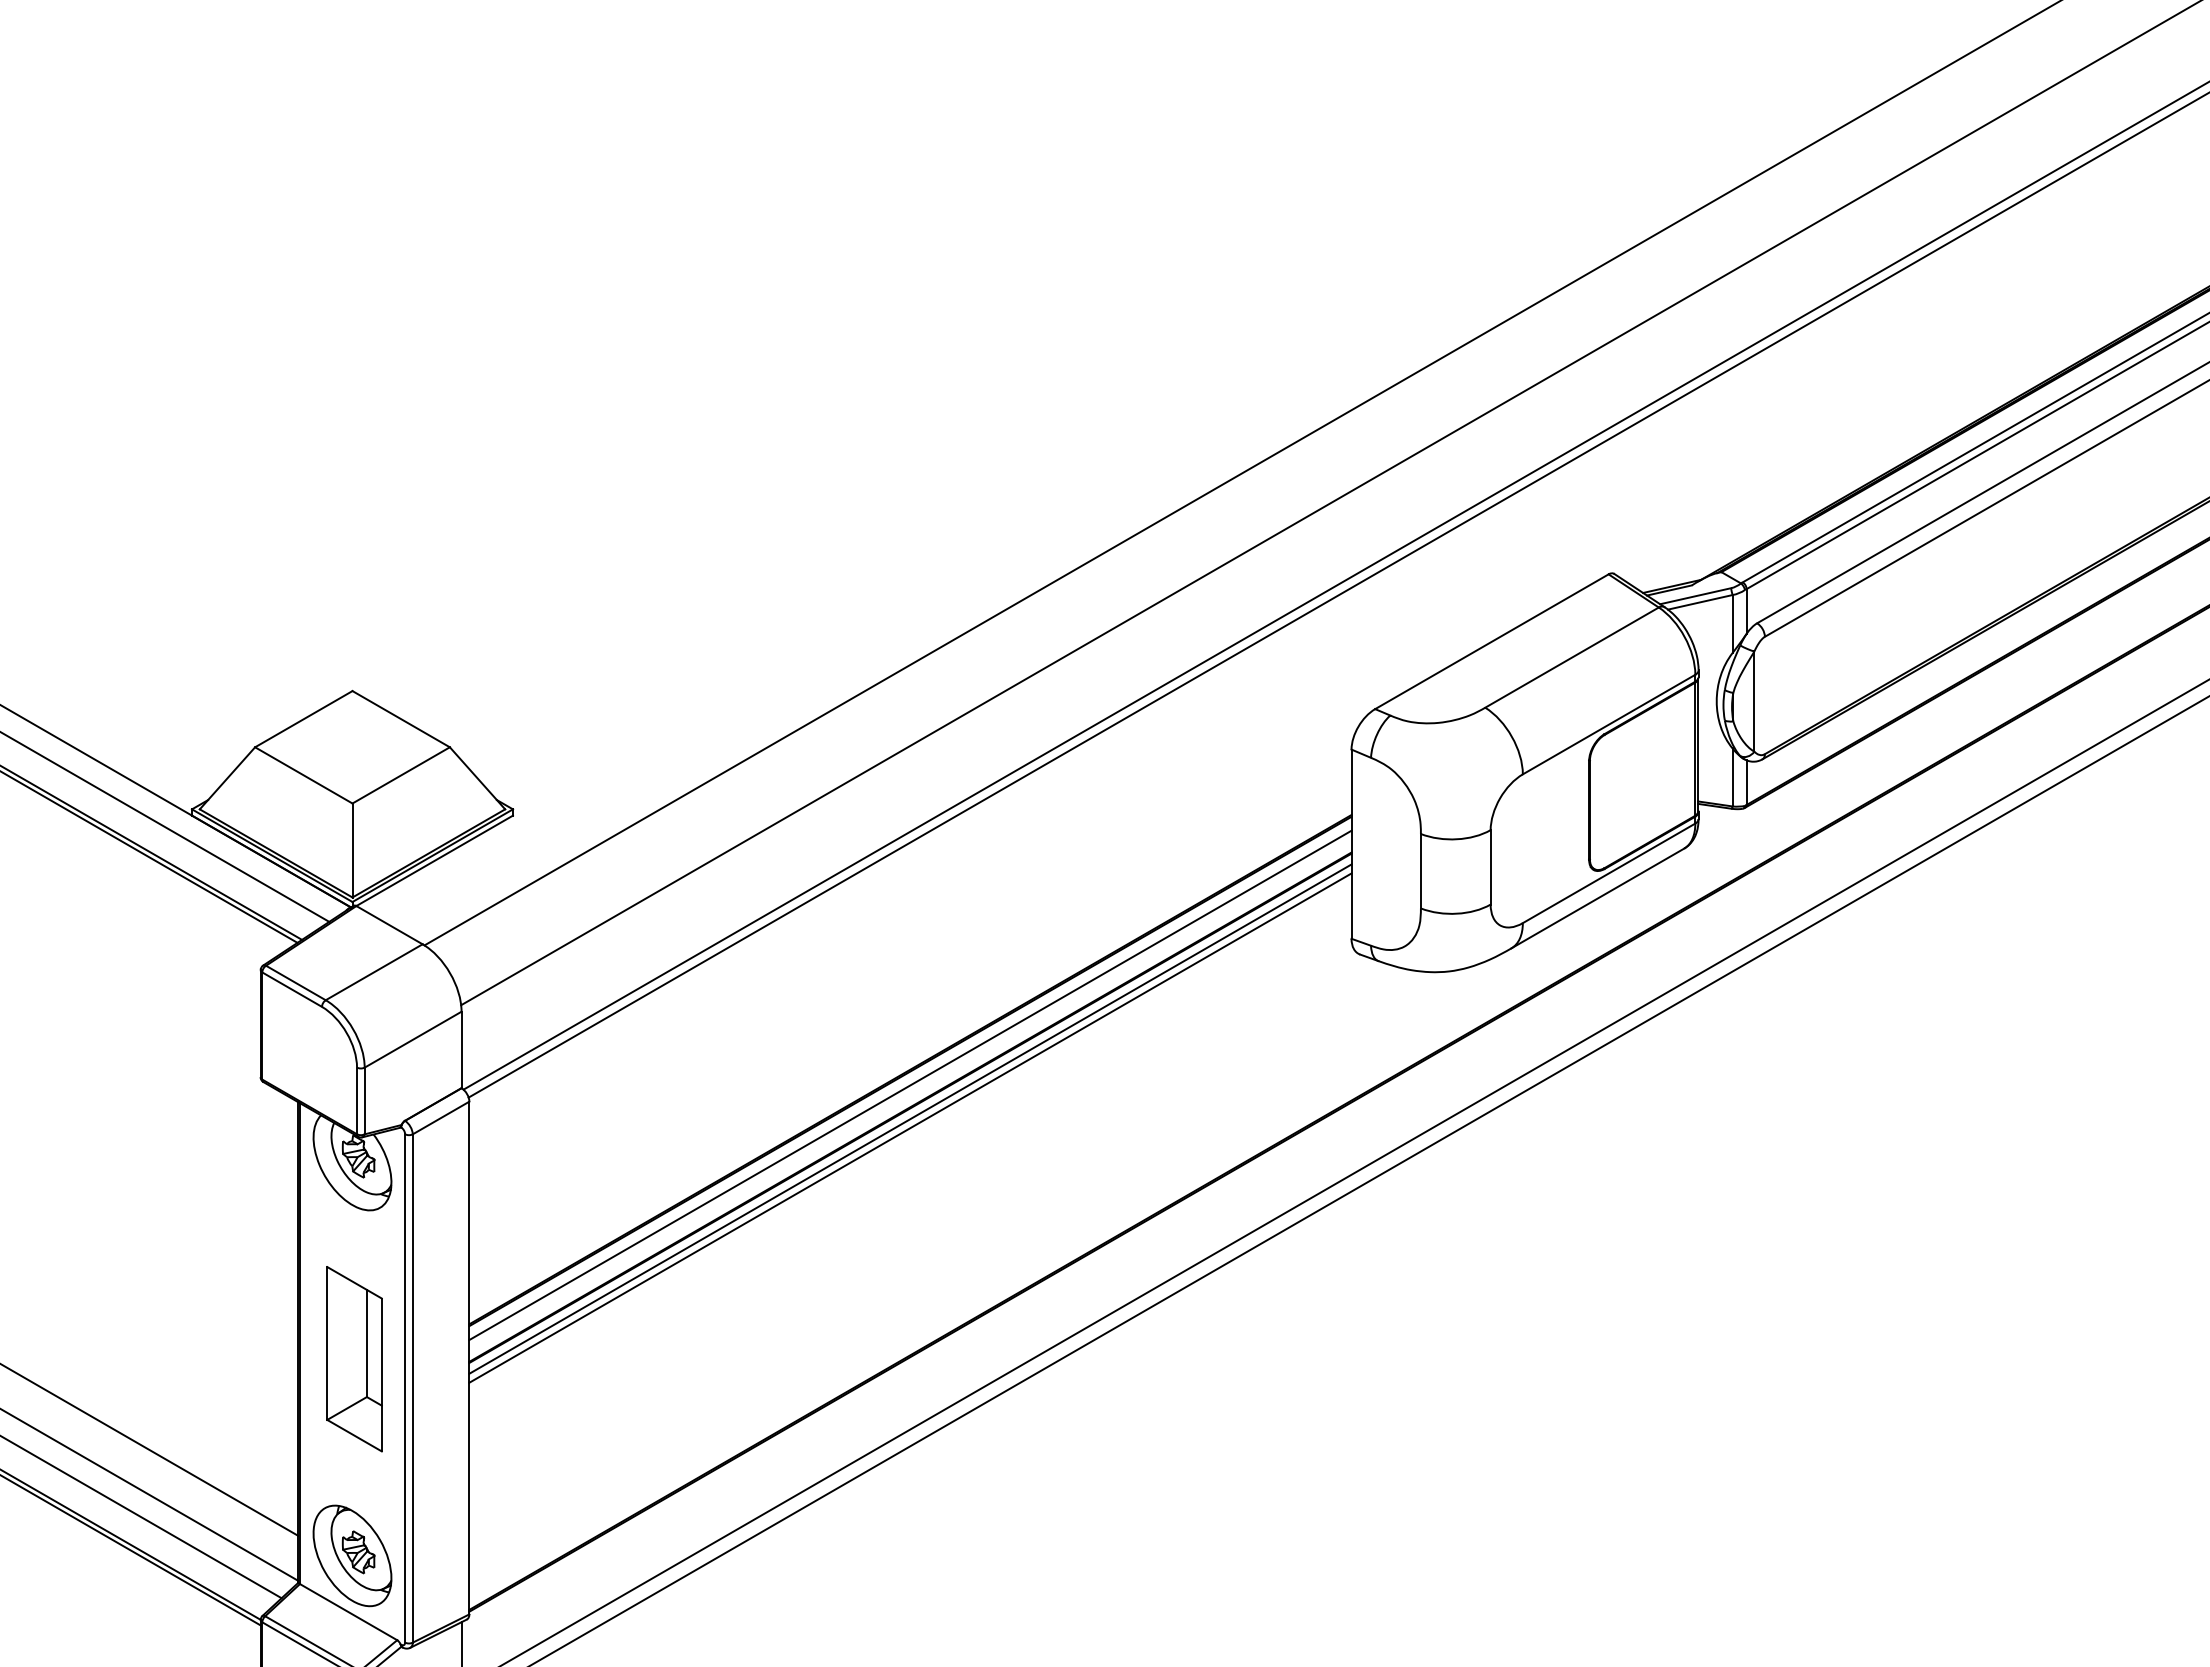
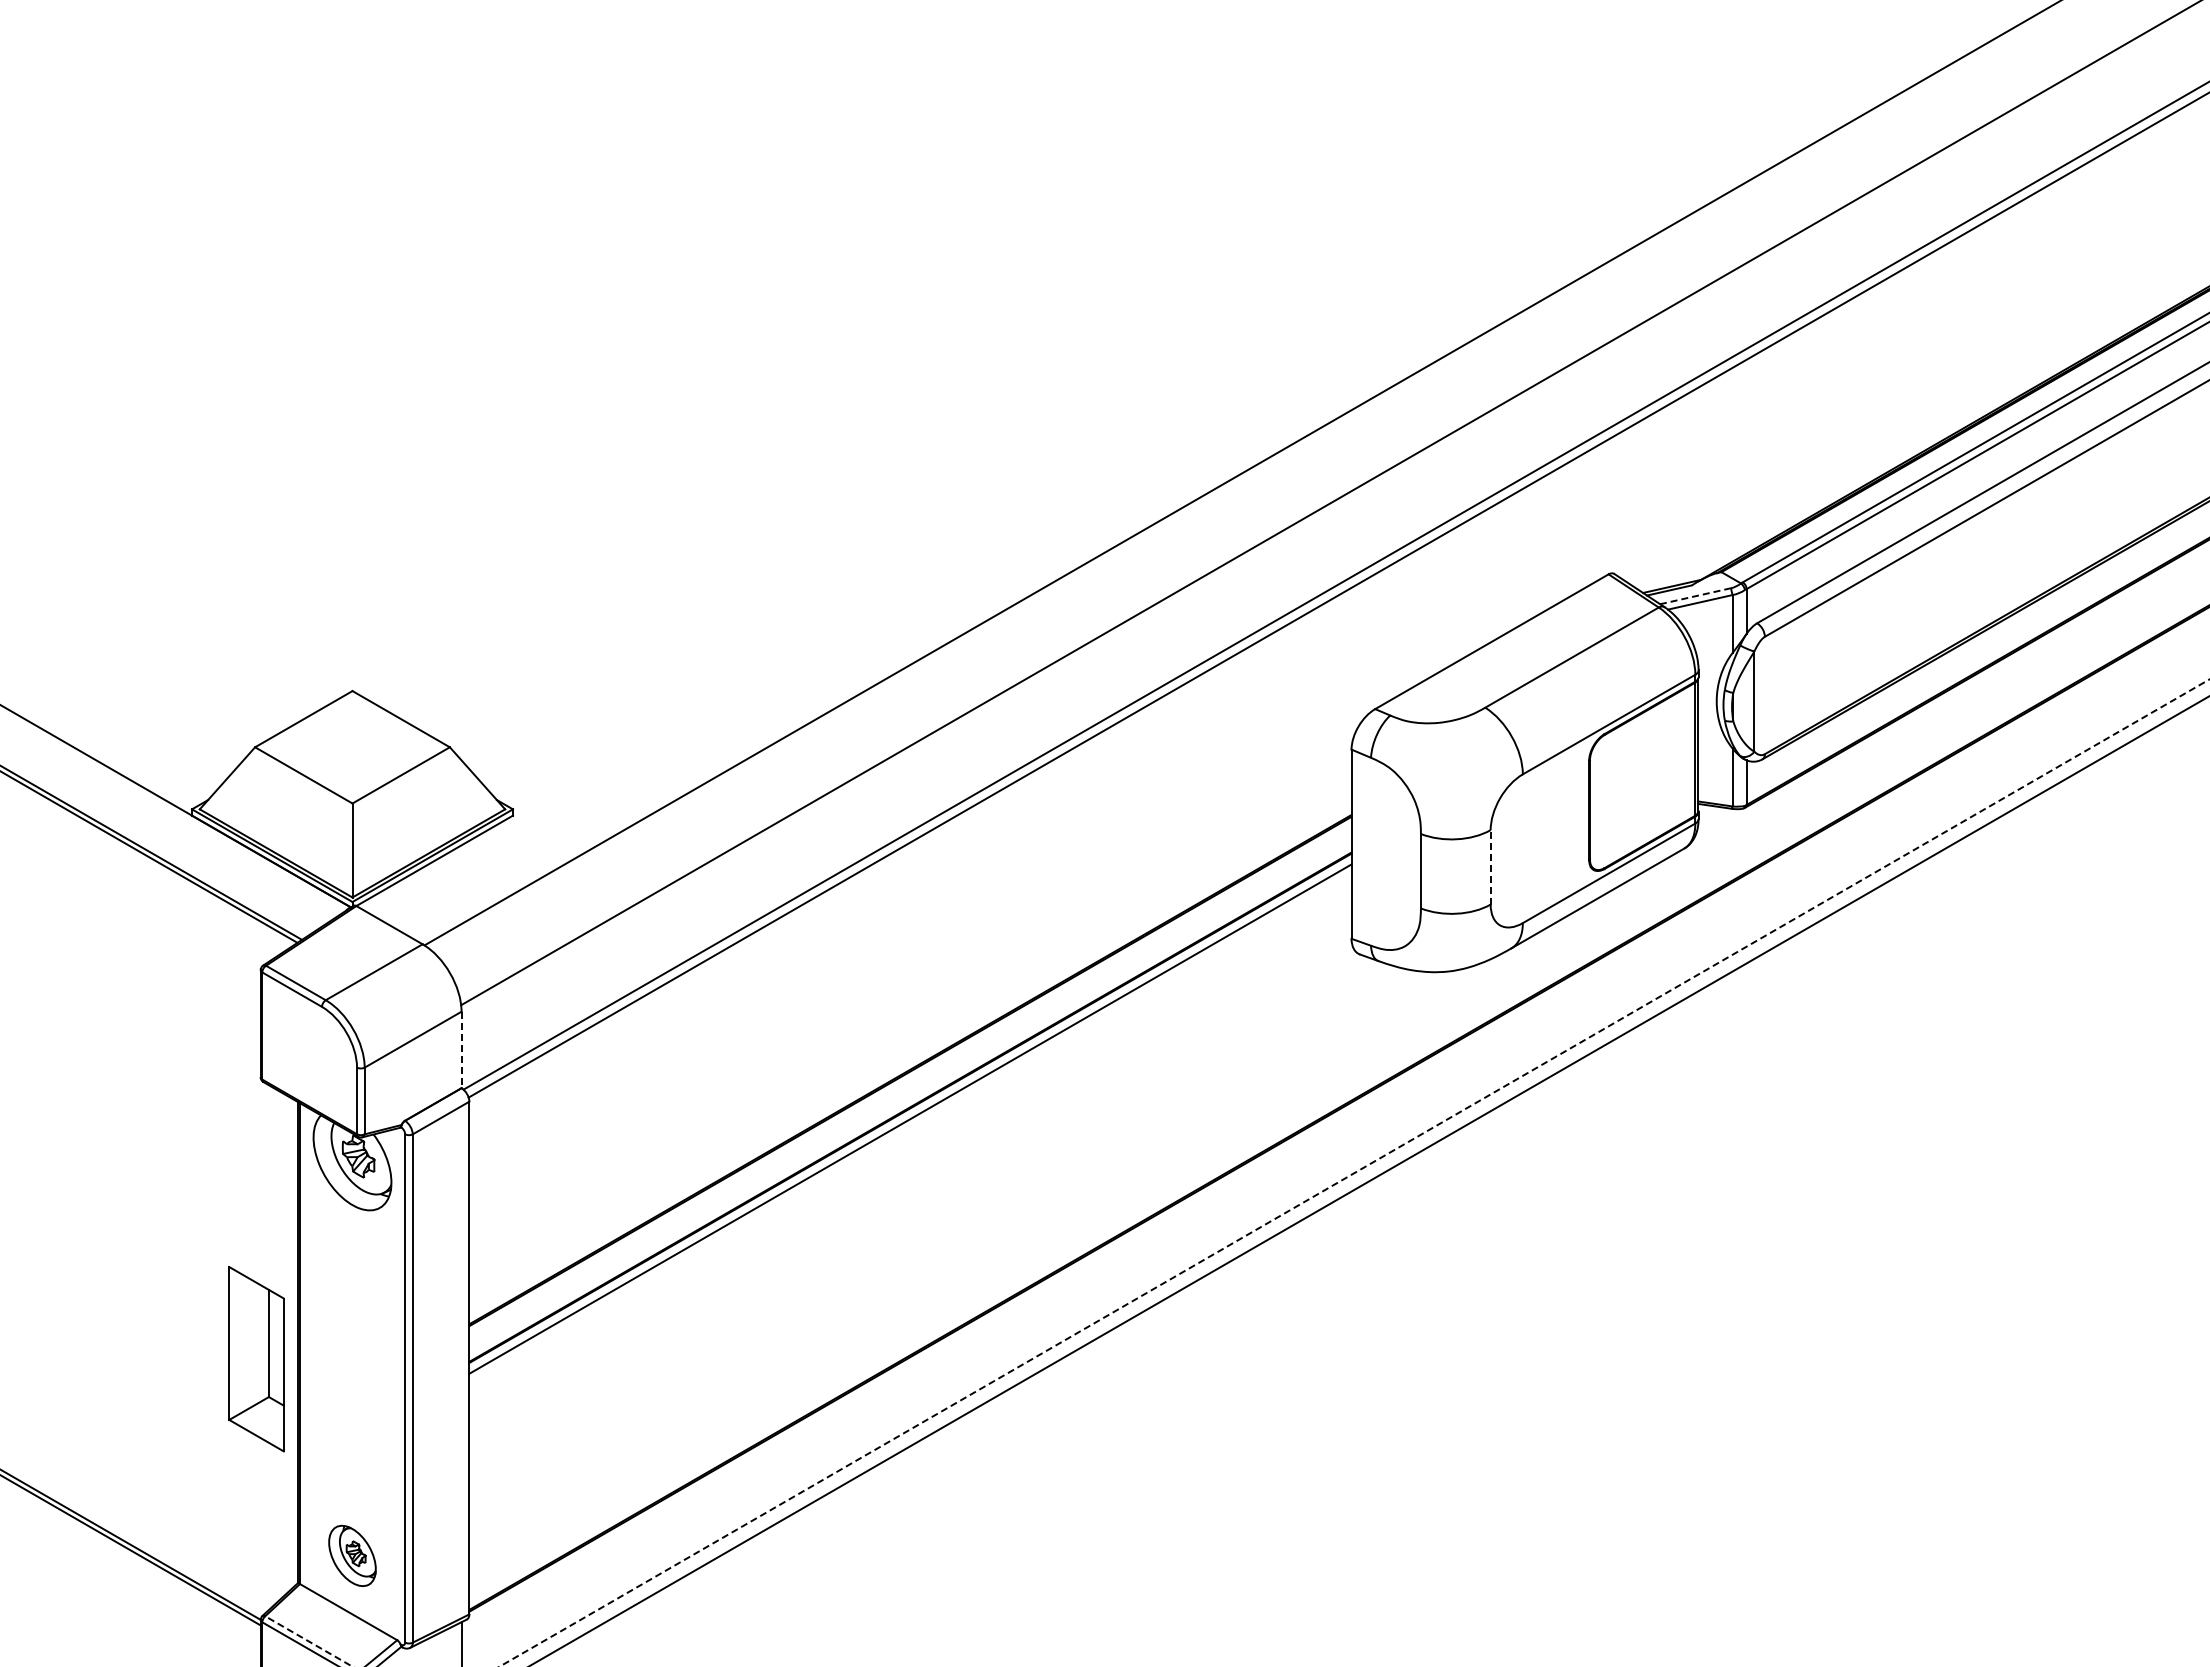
line: solid -> dashed (1695, 596)
line: present -> none (165, 827)
line: solid -> dashed (1490, 866)
line: solid -> dashed (461, 1050)
line: present -> none (910, 1085)
line: present -> none (910, 1127)
line: solid -> dashed (1354, 1173)
part position: (354, 1359) -> (256, 1359) (256, 1359)
line: present -> none (150, 1449)
line: present -> none (150, 1494)
line: present -> none (141, 1517)
part size: 81x104 px -> 49x63 px (352, 1555)
line: solid -> dashed (309, 1641)
